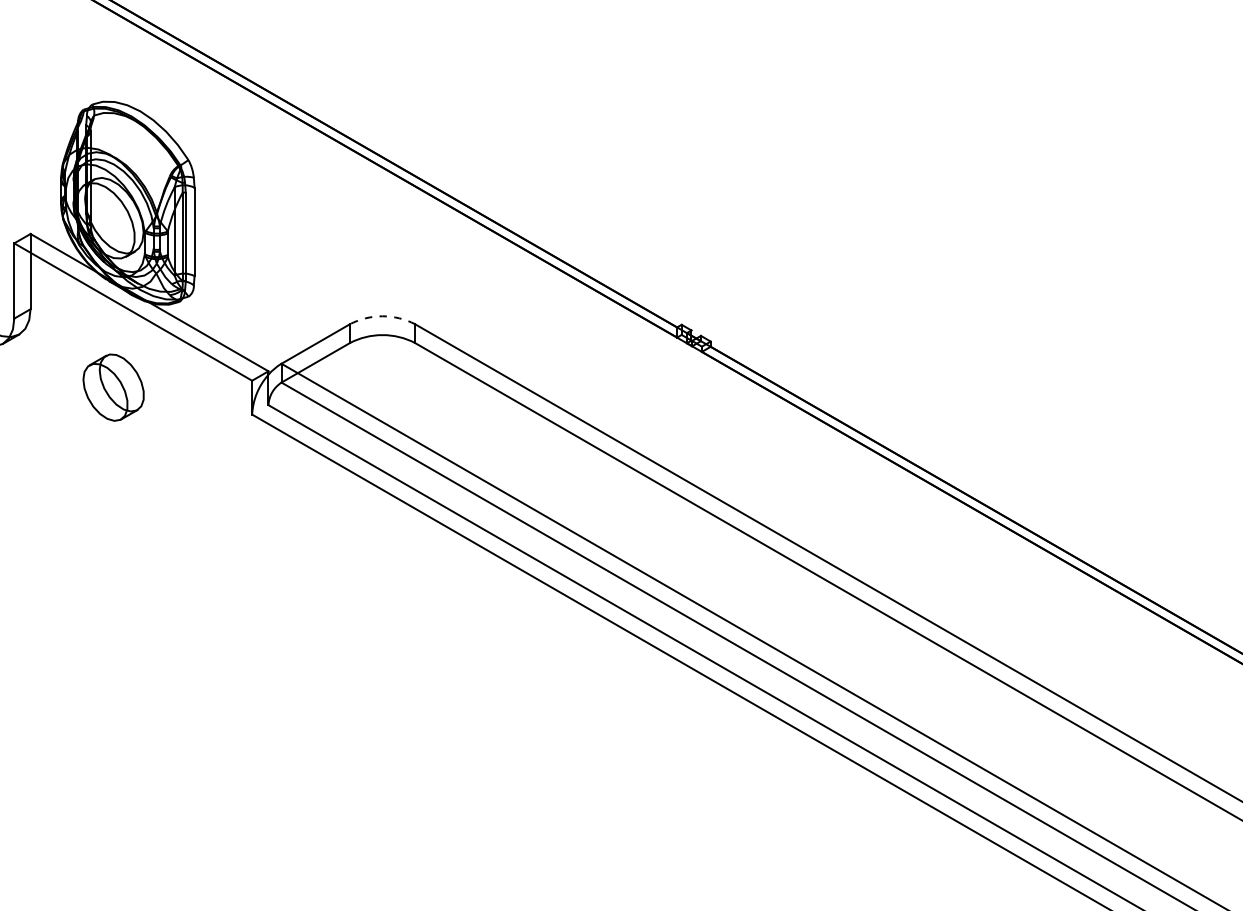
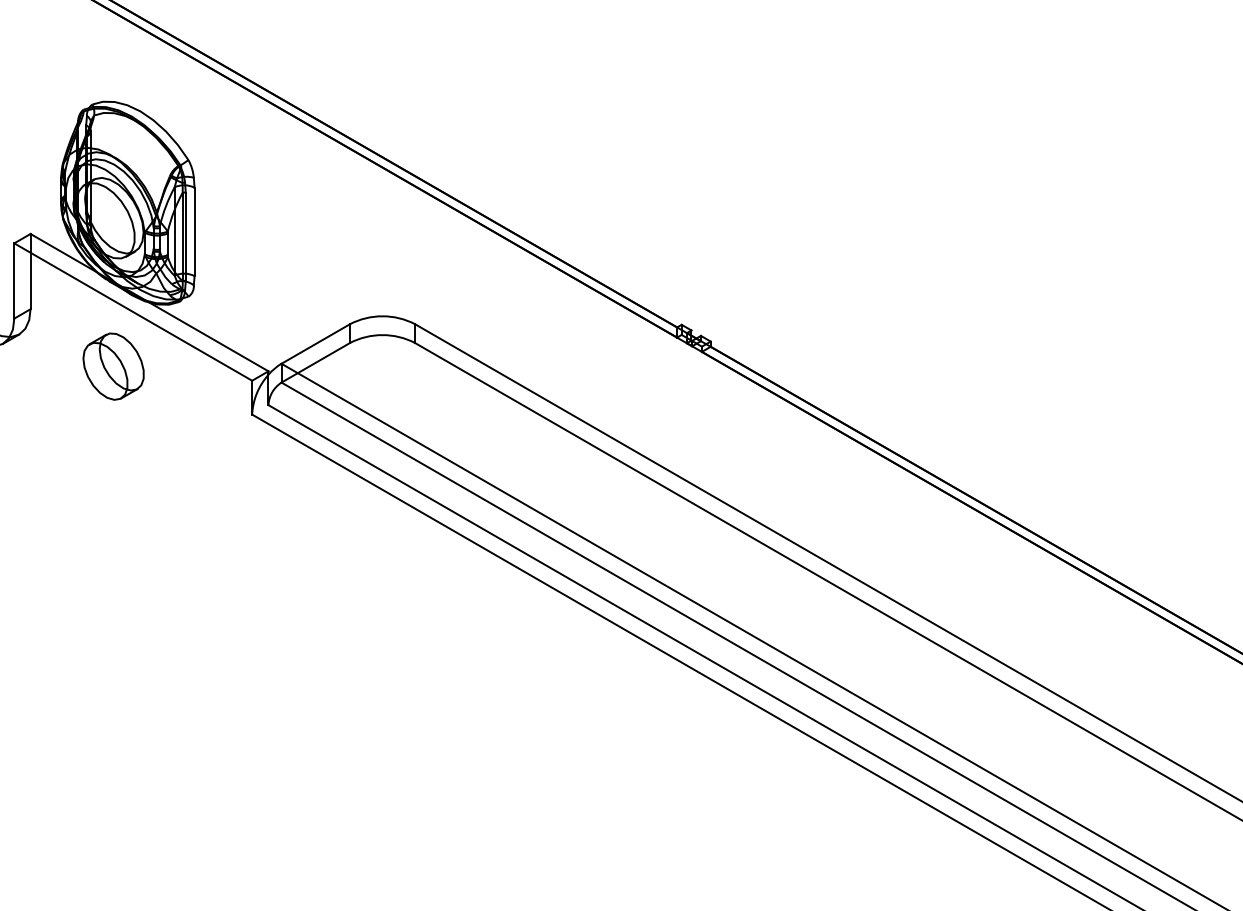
arc: dashed -> solid (382, 316)
part position: (113, 387) -> (113, 366) (113, 366)
